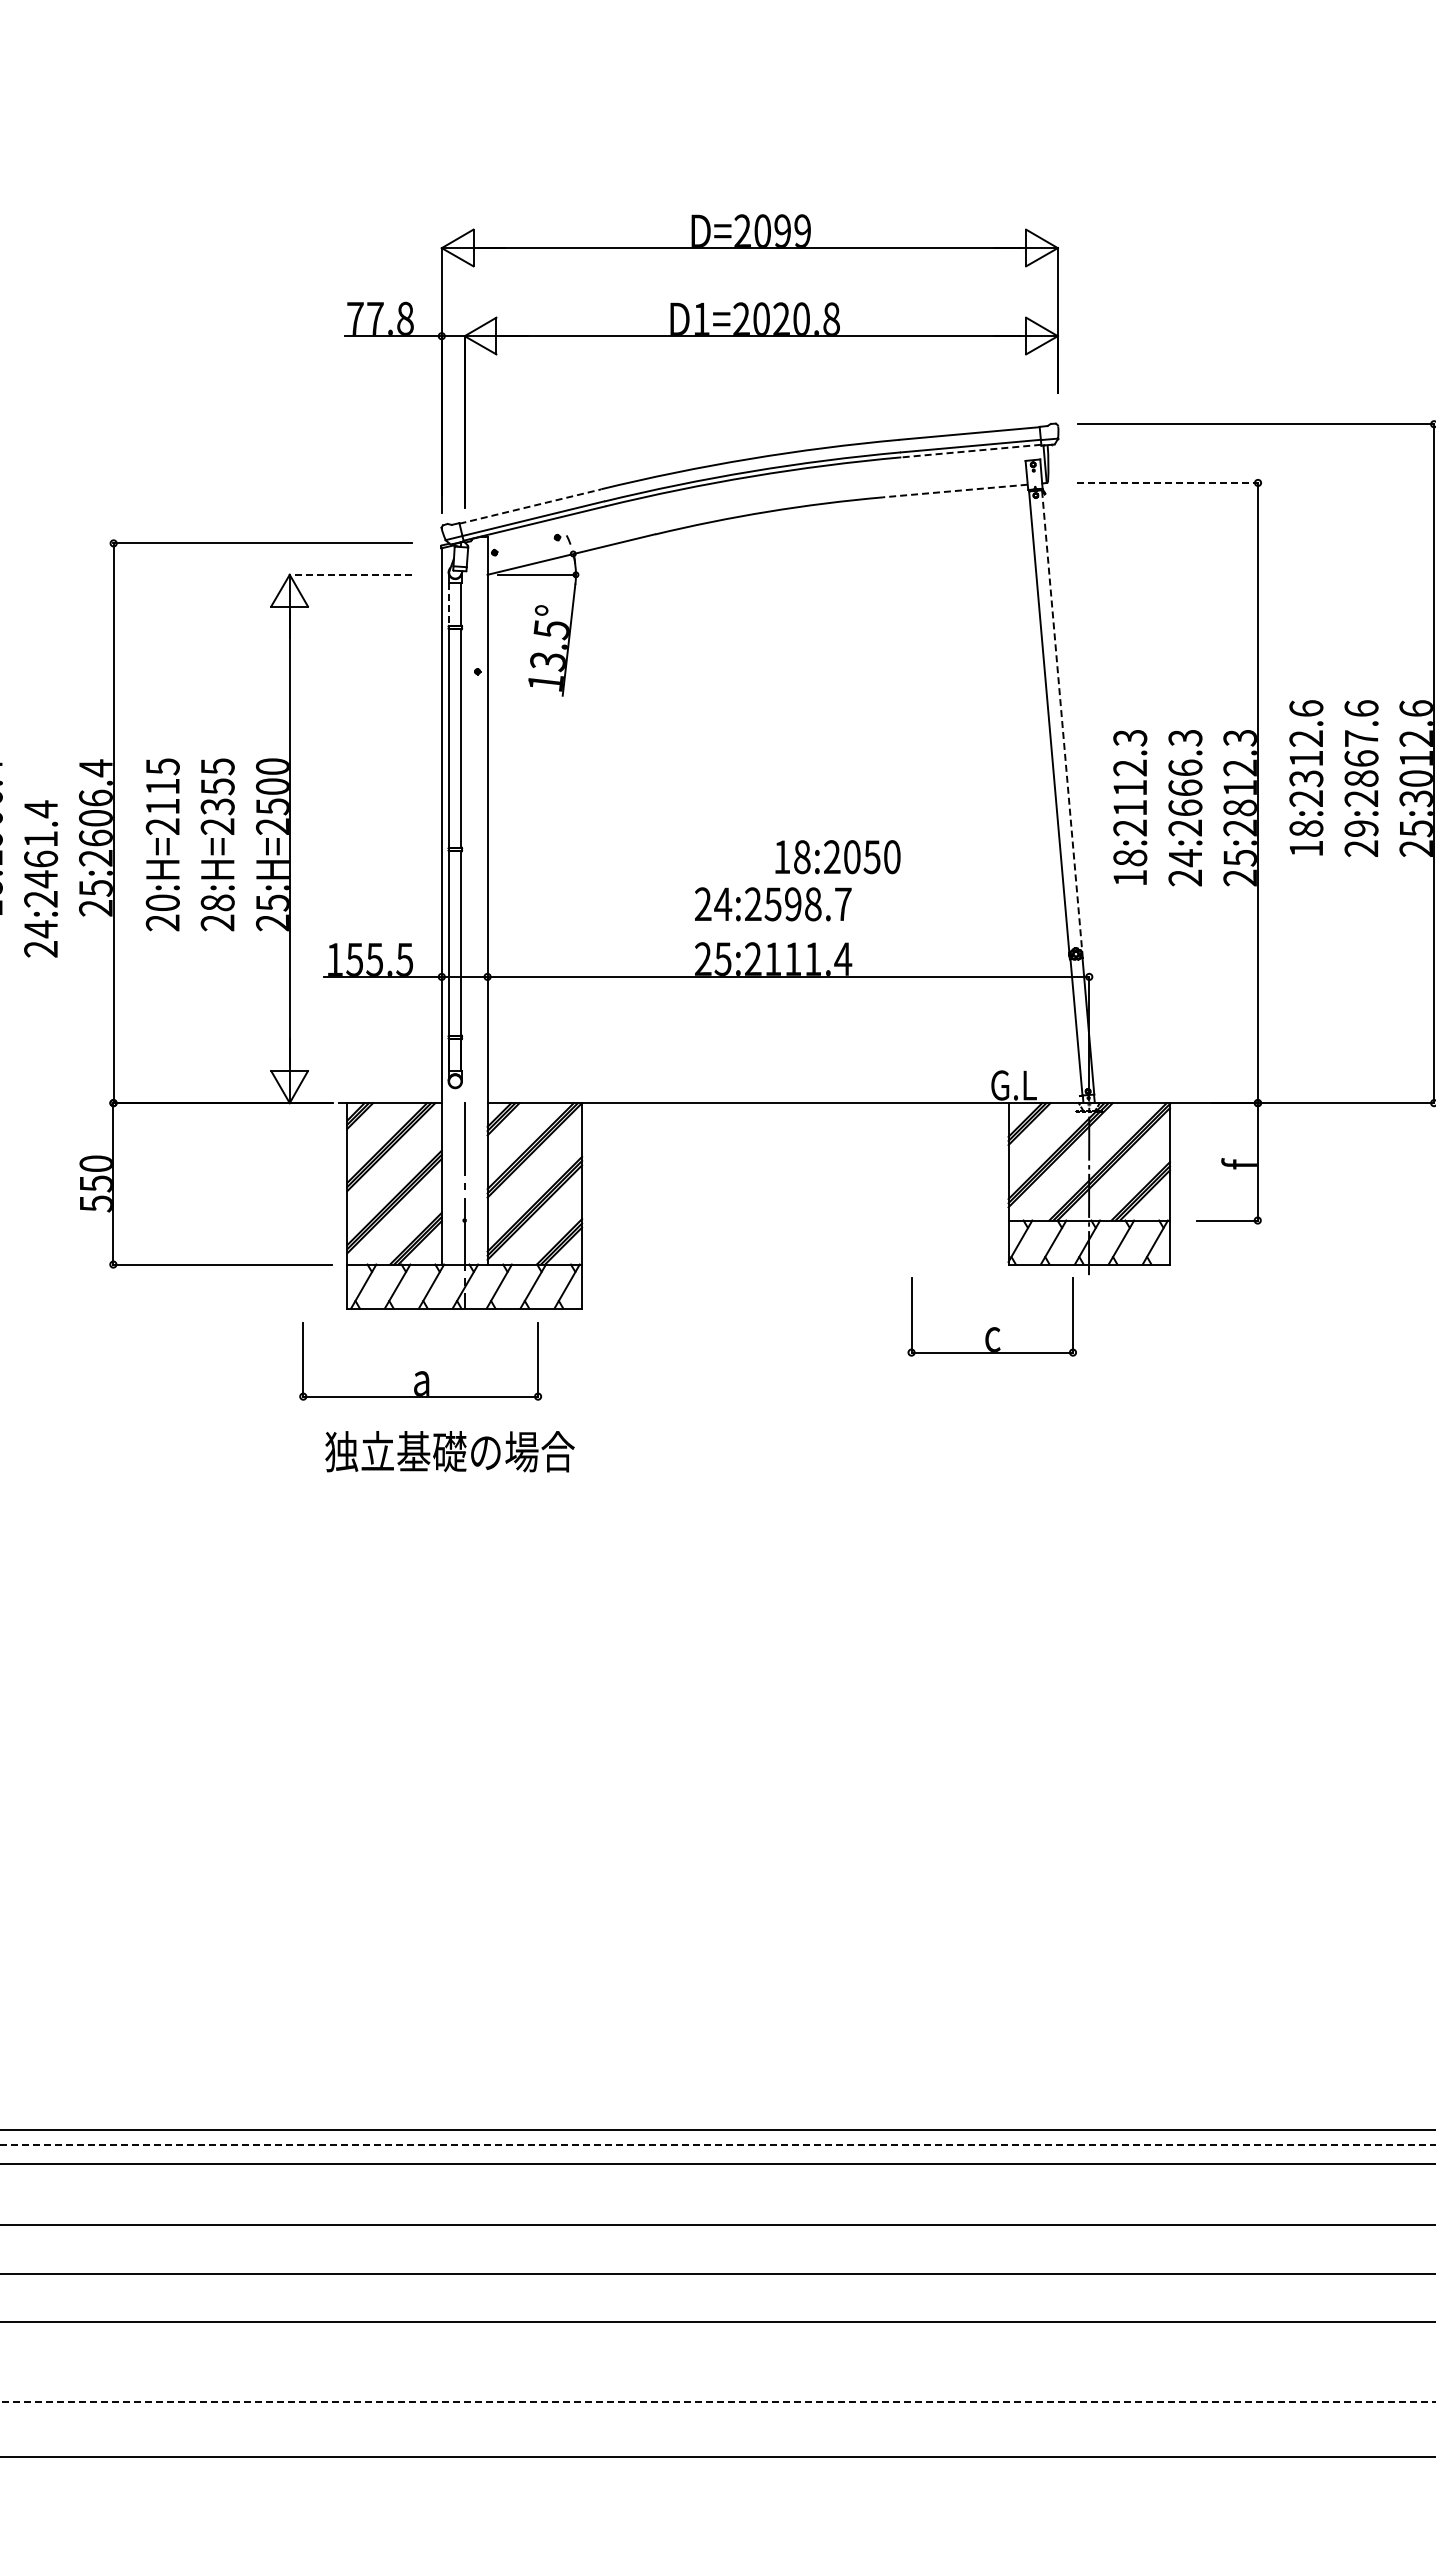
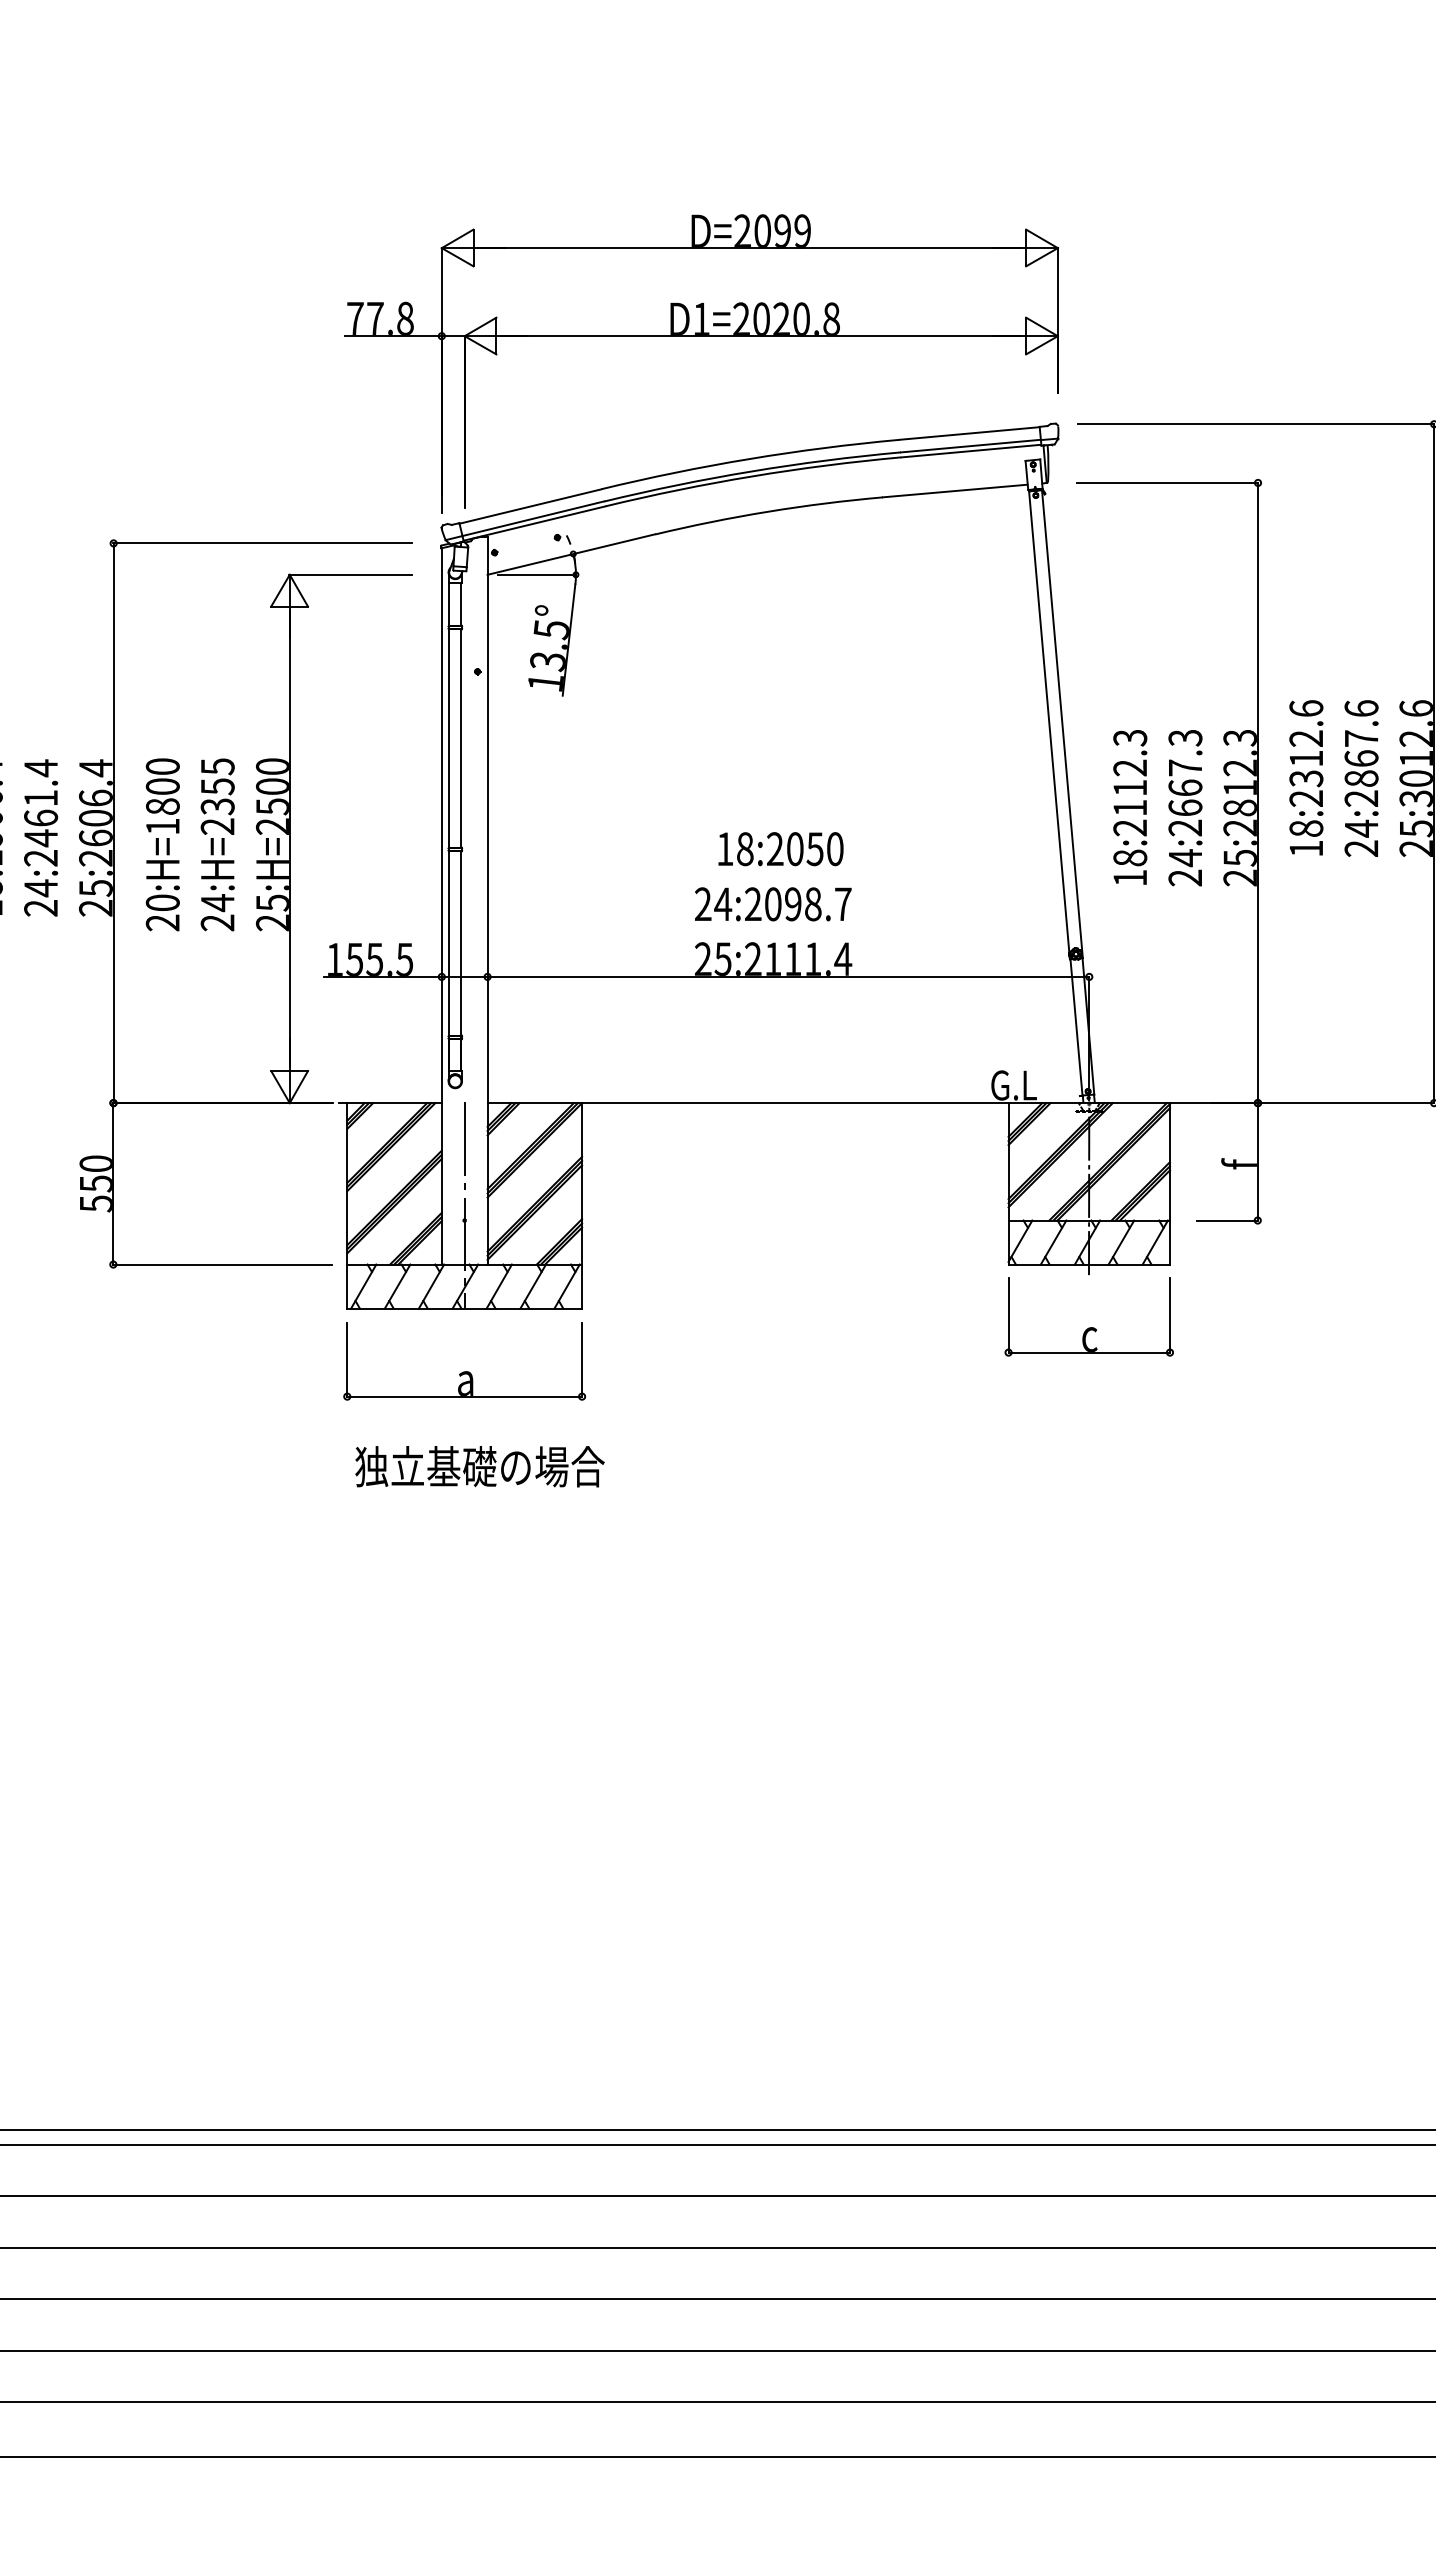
line: dashed -> solid (970, 451)
line: dashed -> solid (1167, 482)
line: dashed -> solid (955, 491)
line: dashed -> solid (530, 506)
line: dashed -> solid (350, 574)
line: dashed -> solid (449, 604)
line: dashed -> solid (1062, 724)
text: 24:2666.3 -> 24:2667.3 (1185, 767)
text: 20:H=2115 -> 20:H=1800 (162, 796)
text: 29:2867.6 -> 24:2867.6 (1361, 828)
text position: (837, 857) -> (780, 849) (780, 849)
text position: (41, 878) -> (41, 837) (41, 837)
text: 28:H=2355 -> 24:H=2355 (217, 903)
text: 24:2598.7 -> 24:2098.7 (772, 904)
part position: (991, 1327) -> (1088, 1327) (1088, 1327)
part position: (420, 1371) -> (464, 1371) (464, 1371)
text position: (449, 1451) -> (479, 1466) (479, 1466)
line: dashed -> solid (717, 2145)
line position: (717, 2164) -> (717, 2196) (717, 2196)
line position: (717, 2224) -> (717, 2247) (717, 2247)
line position: (717, 2273) -> (717, 2298) (717, 2298)
line position: (717, 2321) -> (717, 2350) (717, 2350)
line: dashed -> solid (718, 2401)
